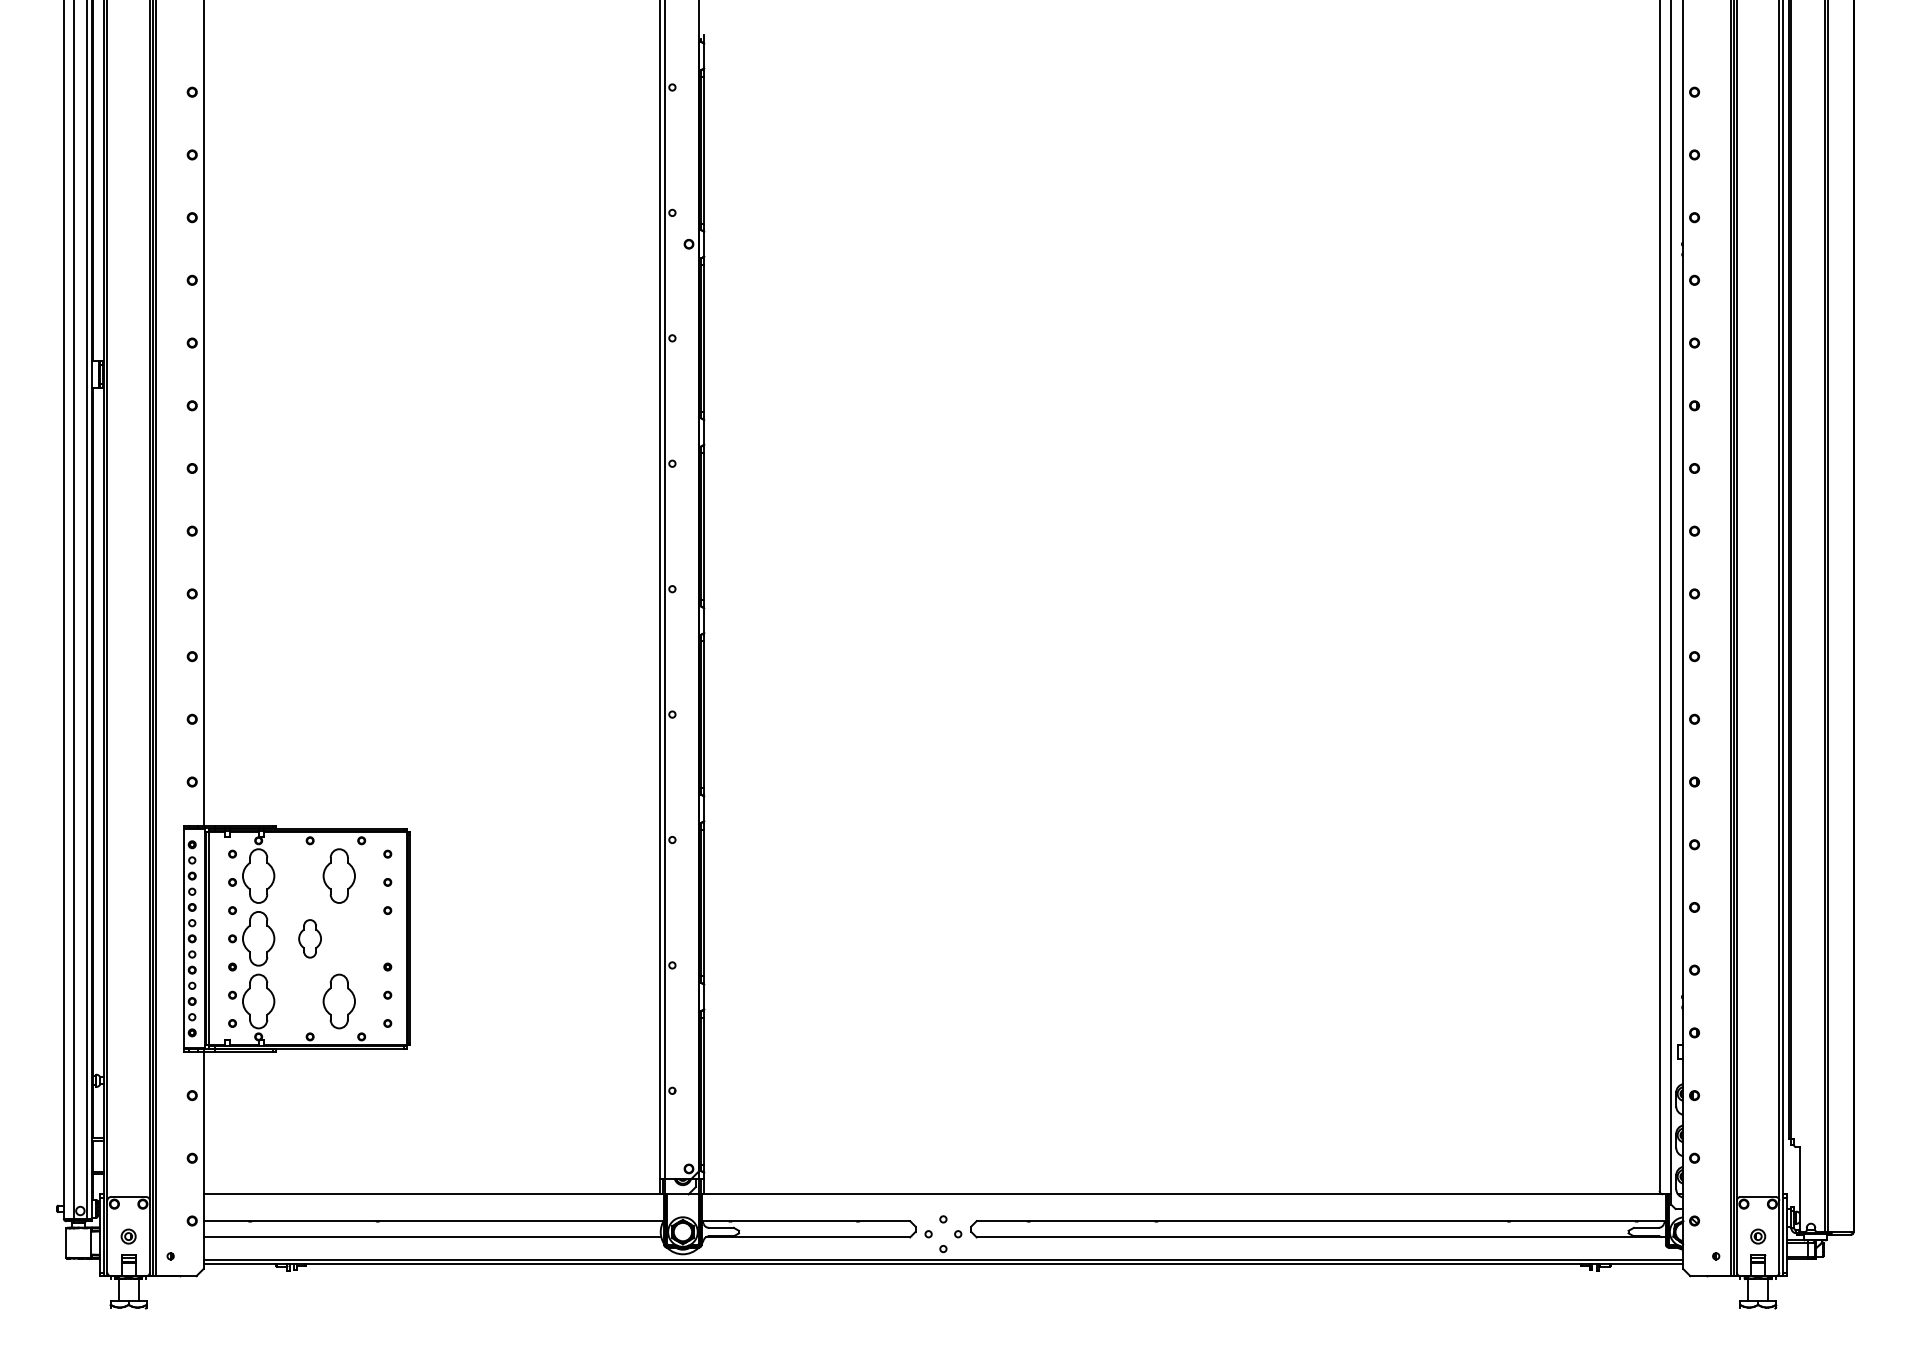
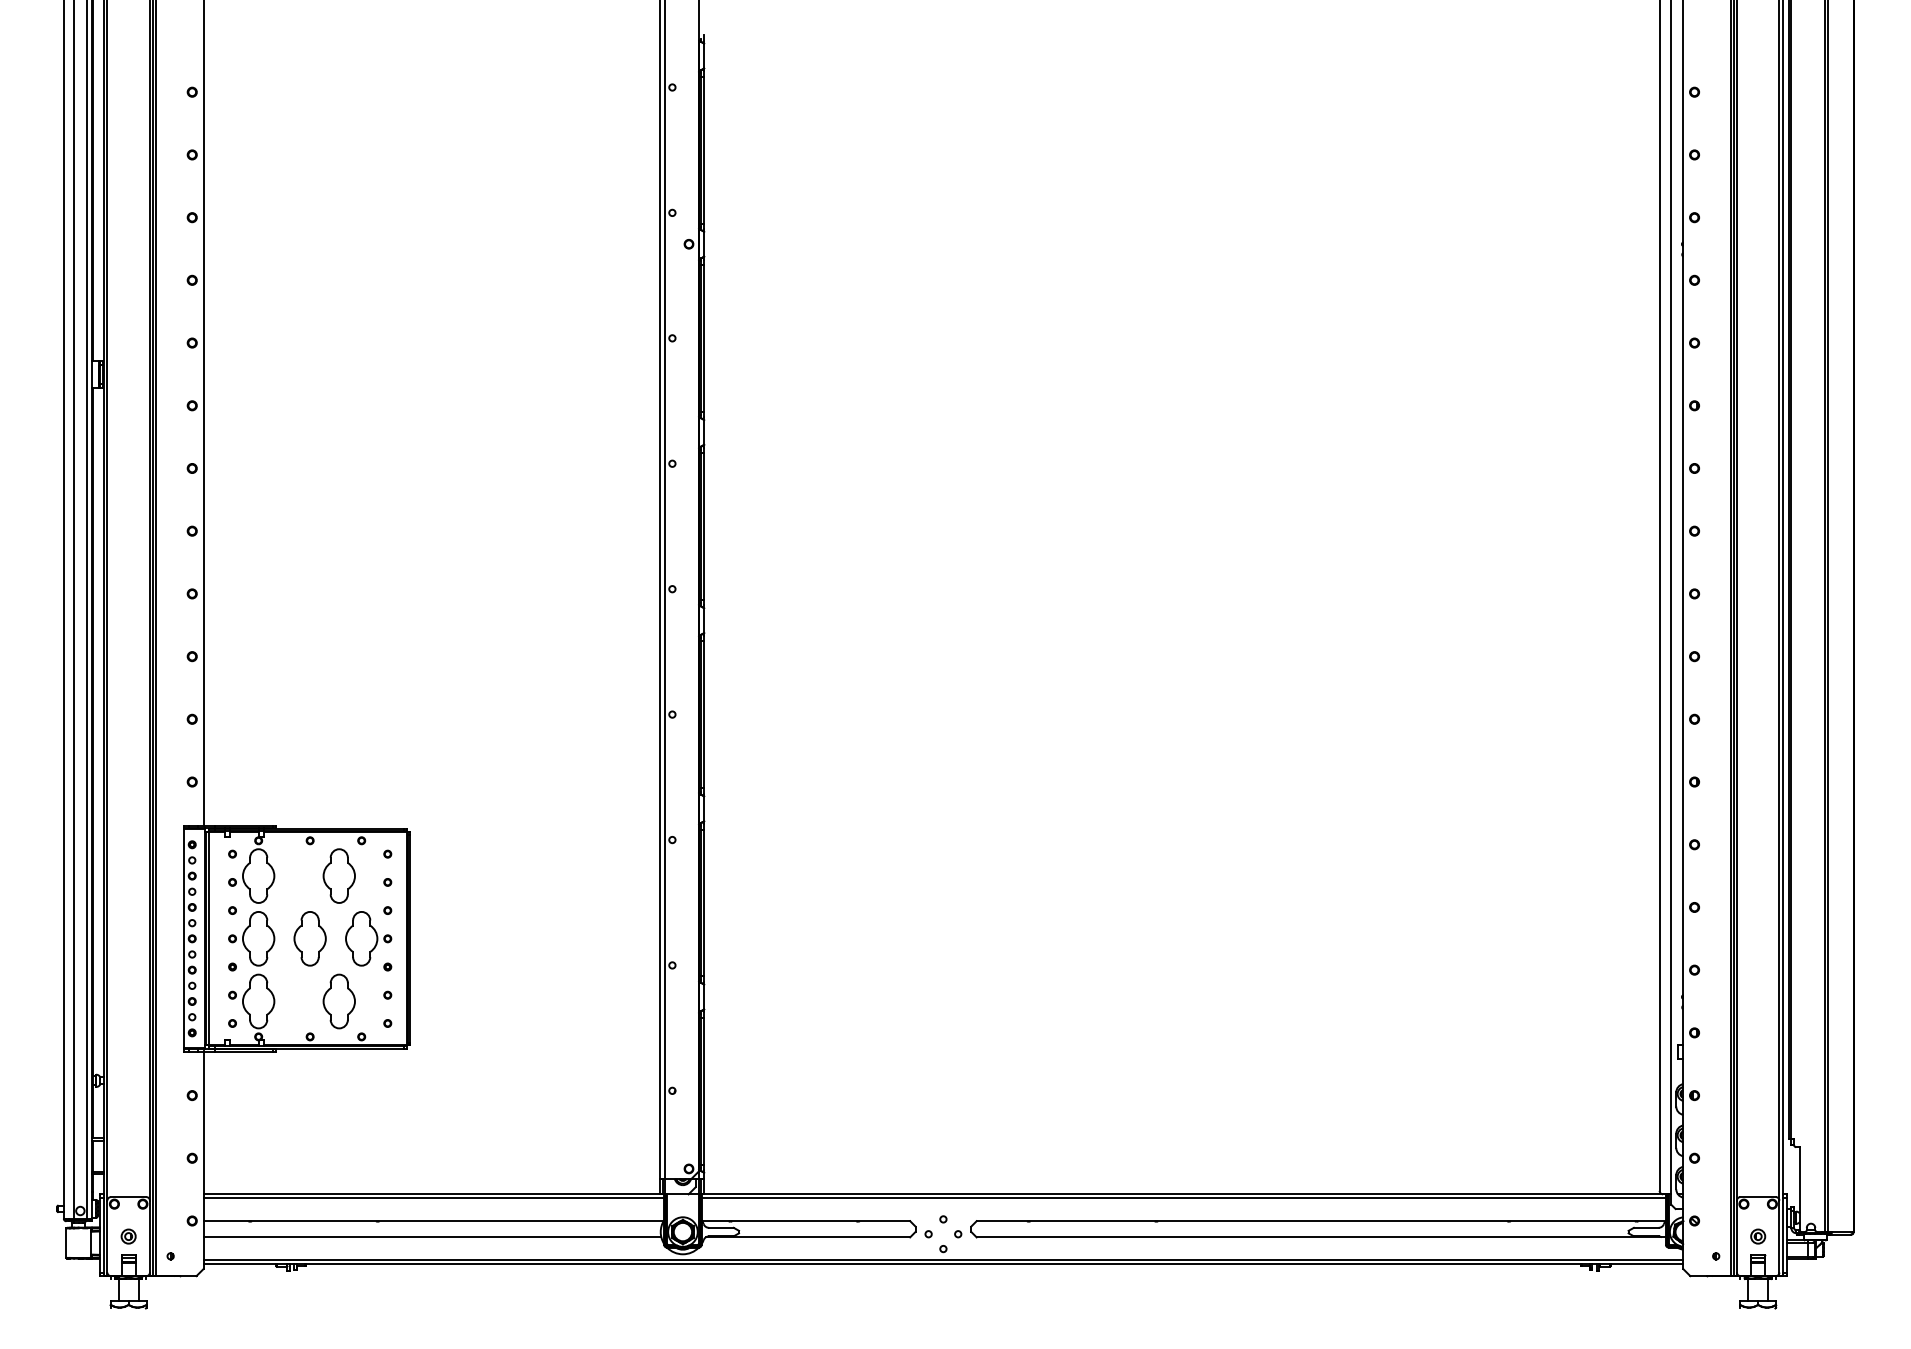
part size: 24x40 px -> 34x56 px (309, 938)
part: none -> present (368, 938)
line: none -> present (433, 1198)
line: none -> present (1183, 1198)
